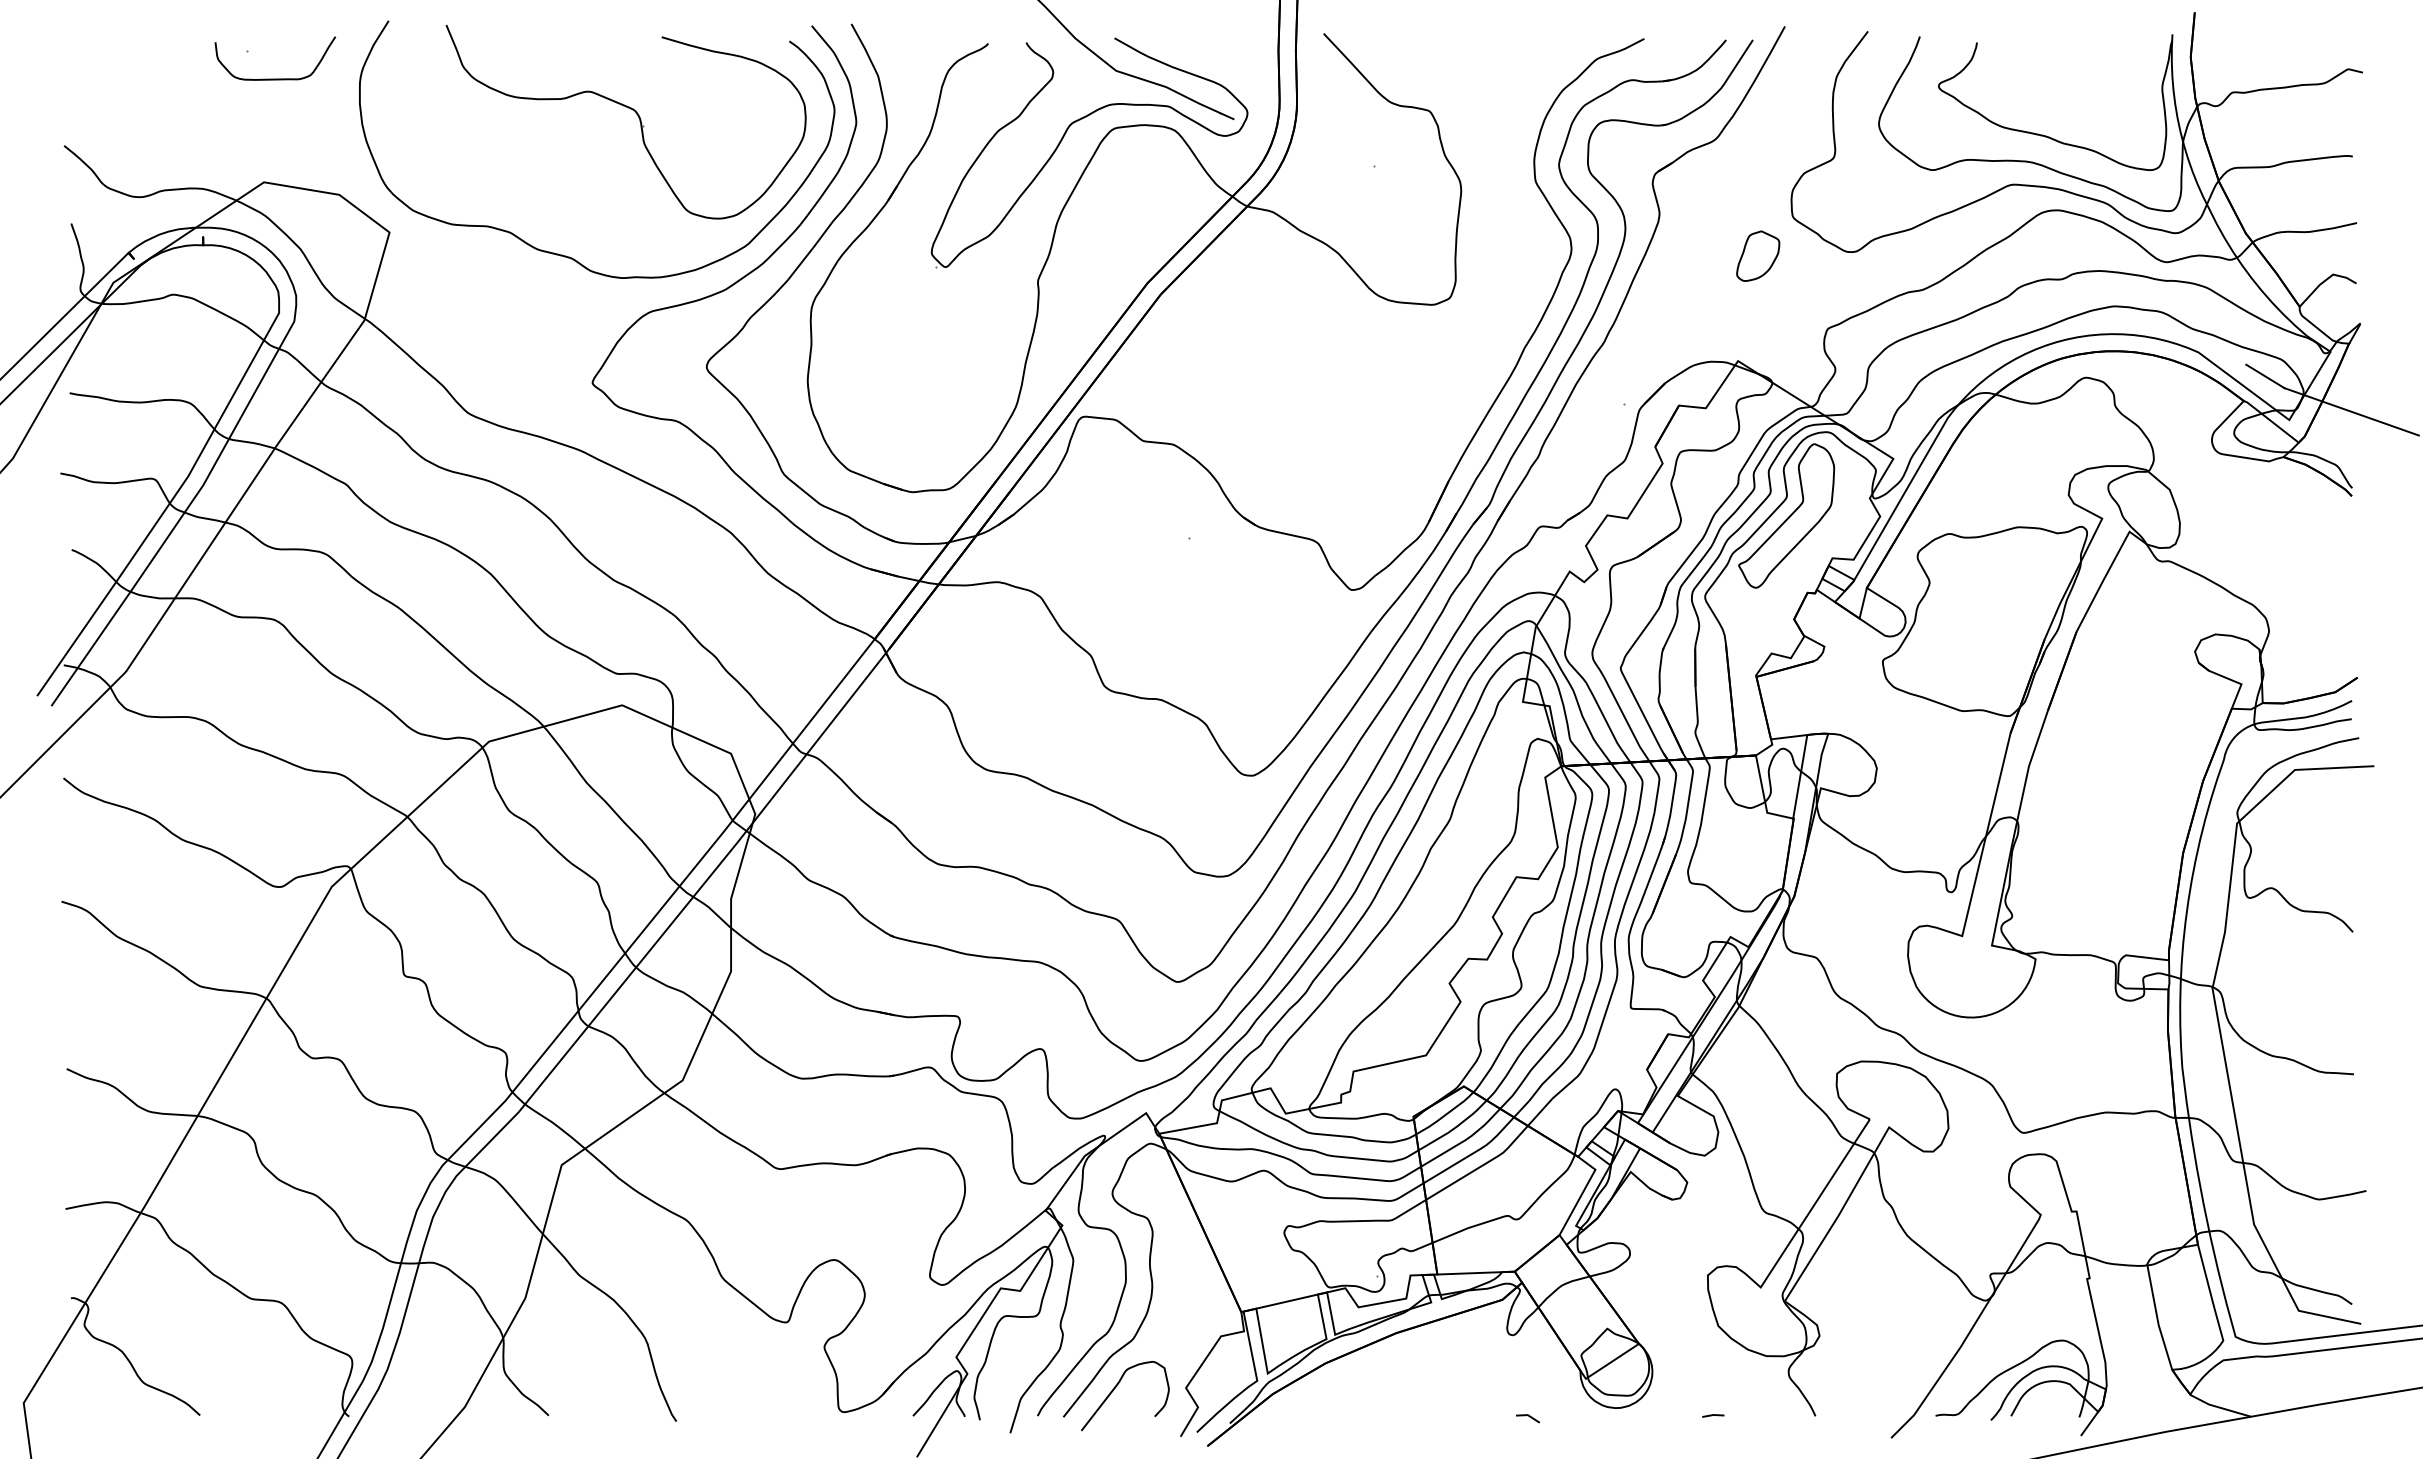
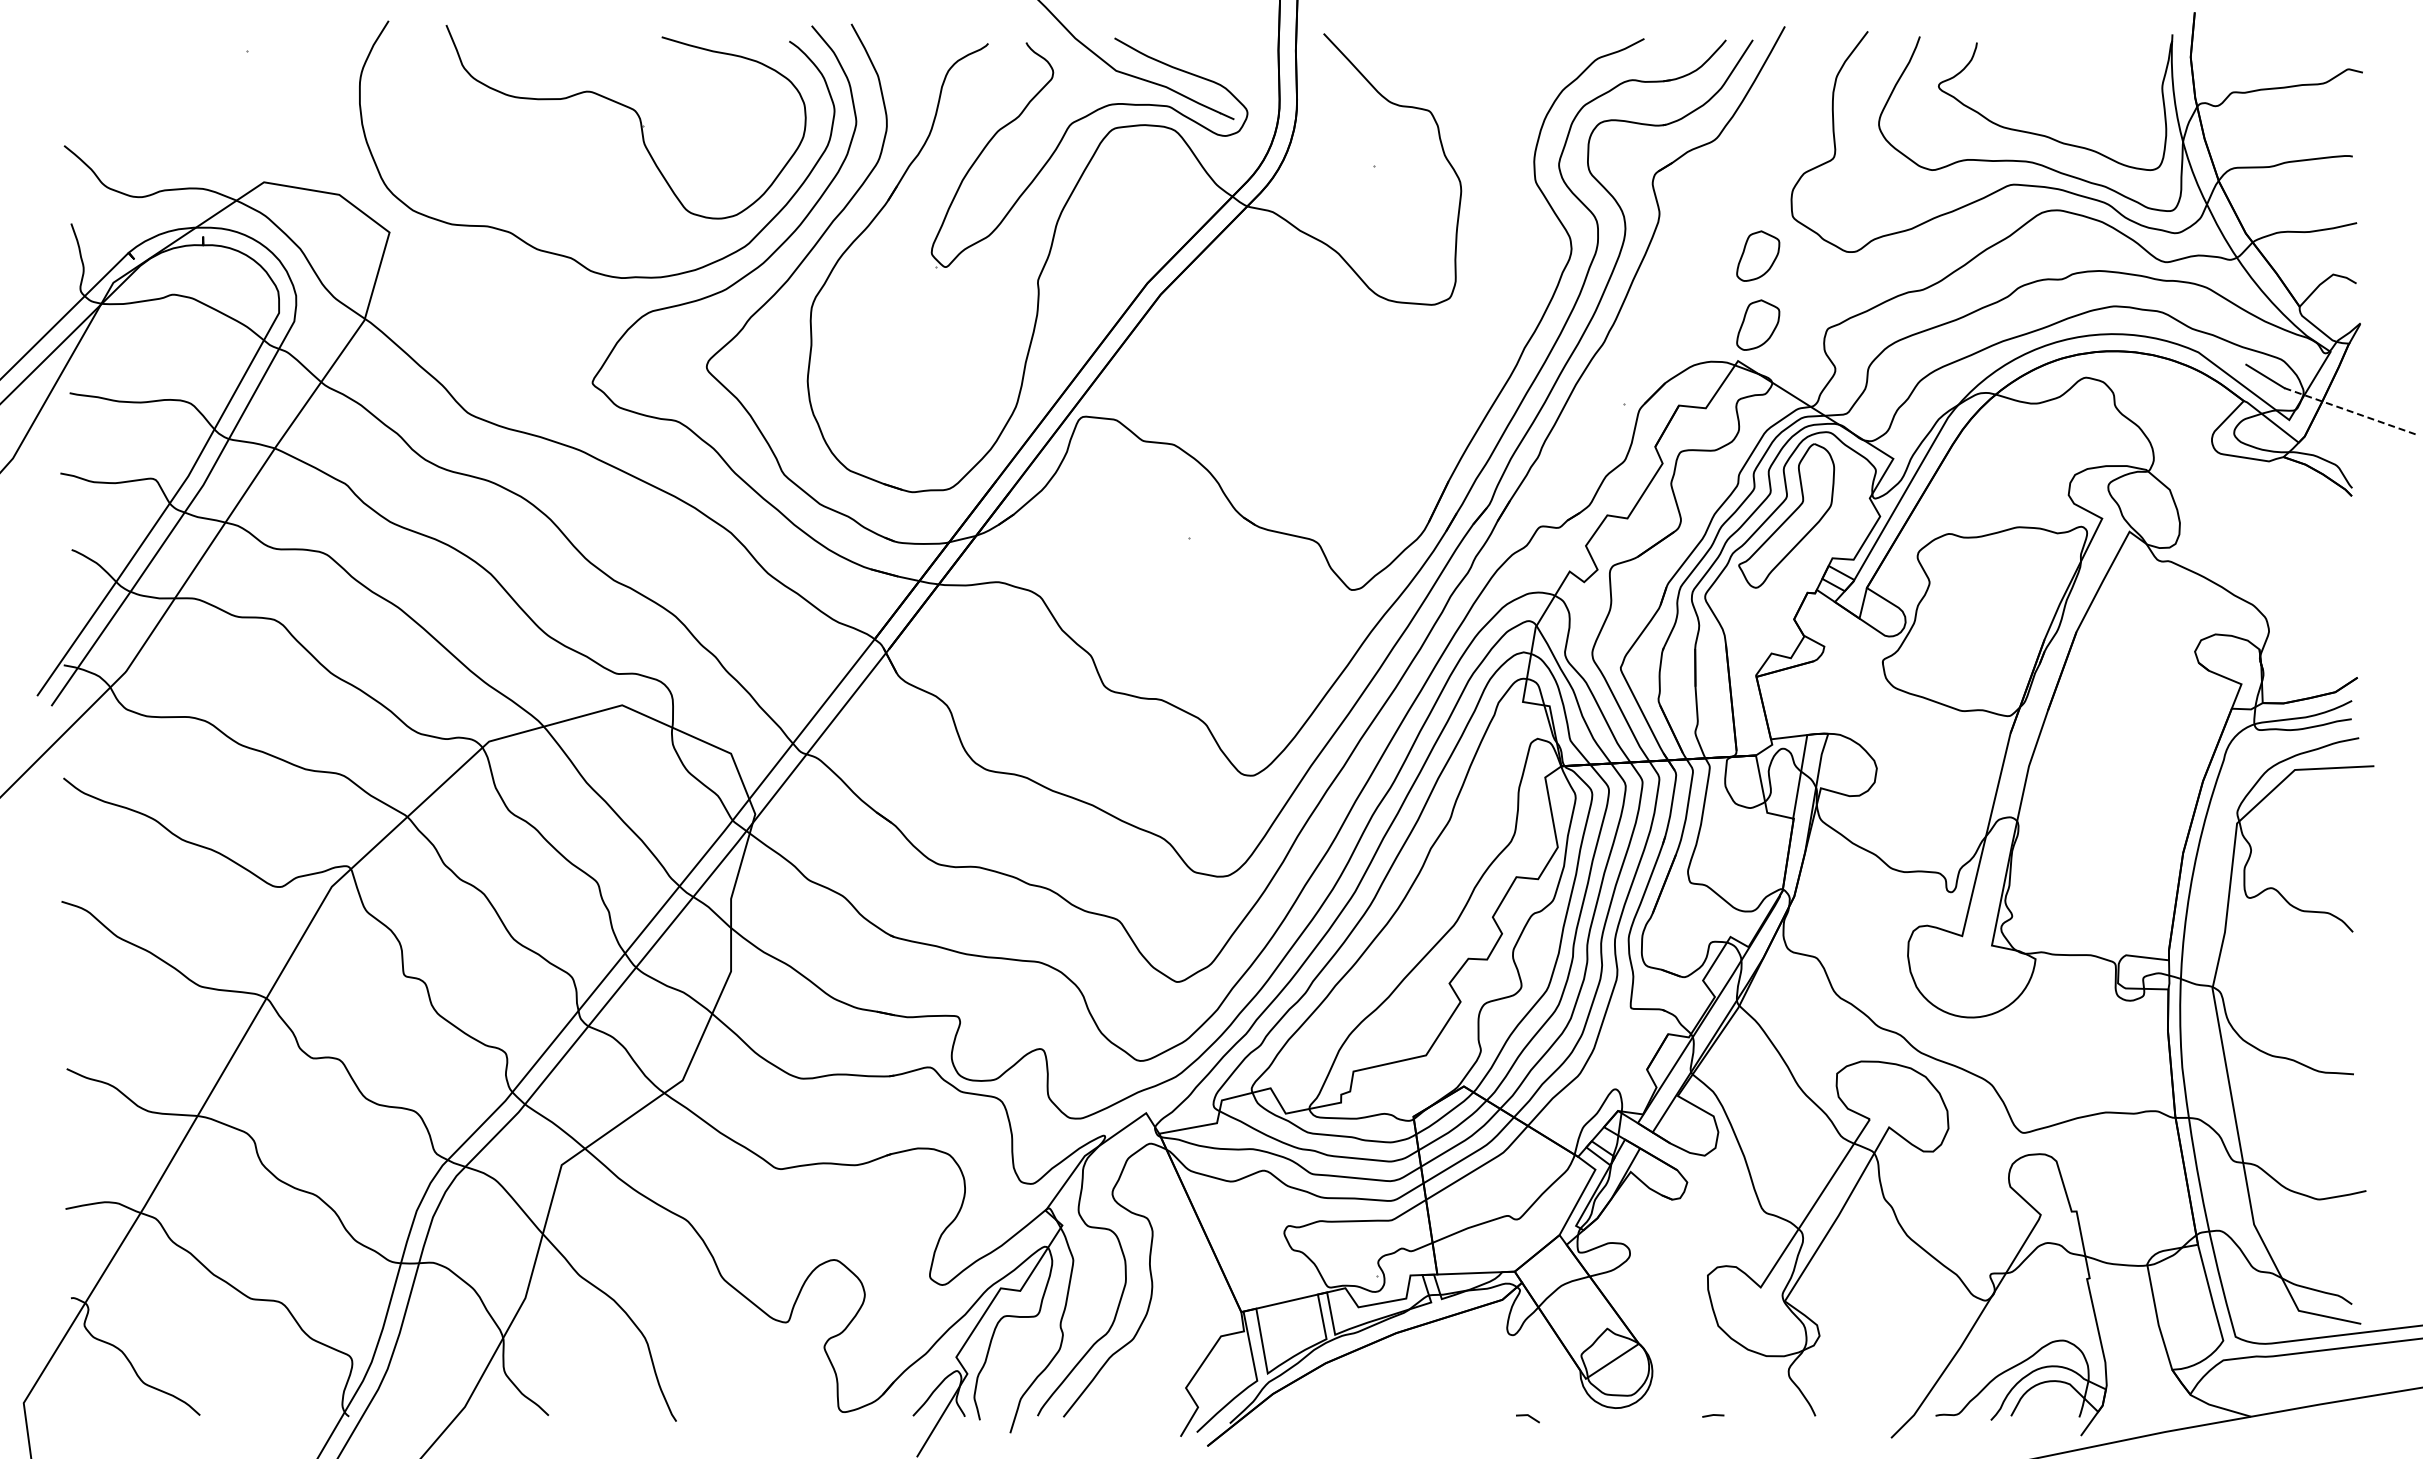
curve: present -> none (275, 78)
part: none -> present (1758, 324)
line: solid -> dashed (2352, 412)
curve: present -> none (1117, 1386)
